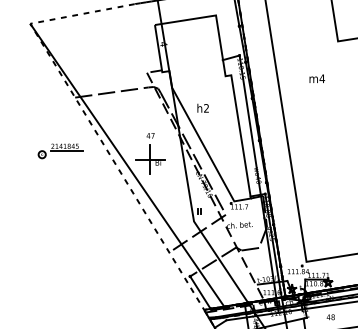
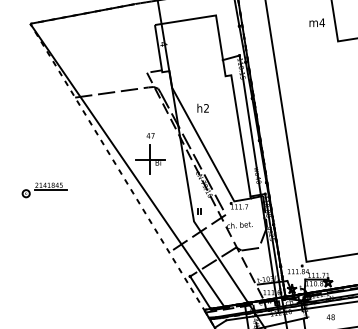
line: none -> present (82, 13)
text position: (317, 78) -> (317, 22) (317, 22)
part position: (60, 151) -> (44, 190) (44, 190)
